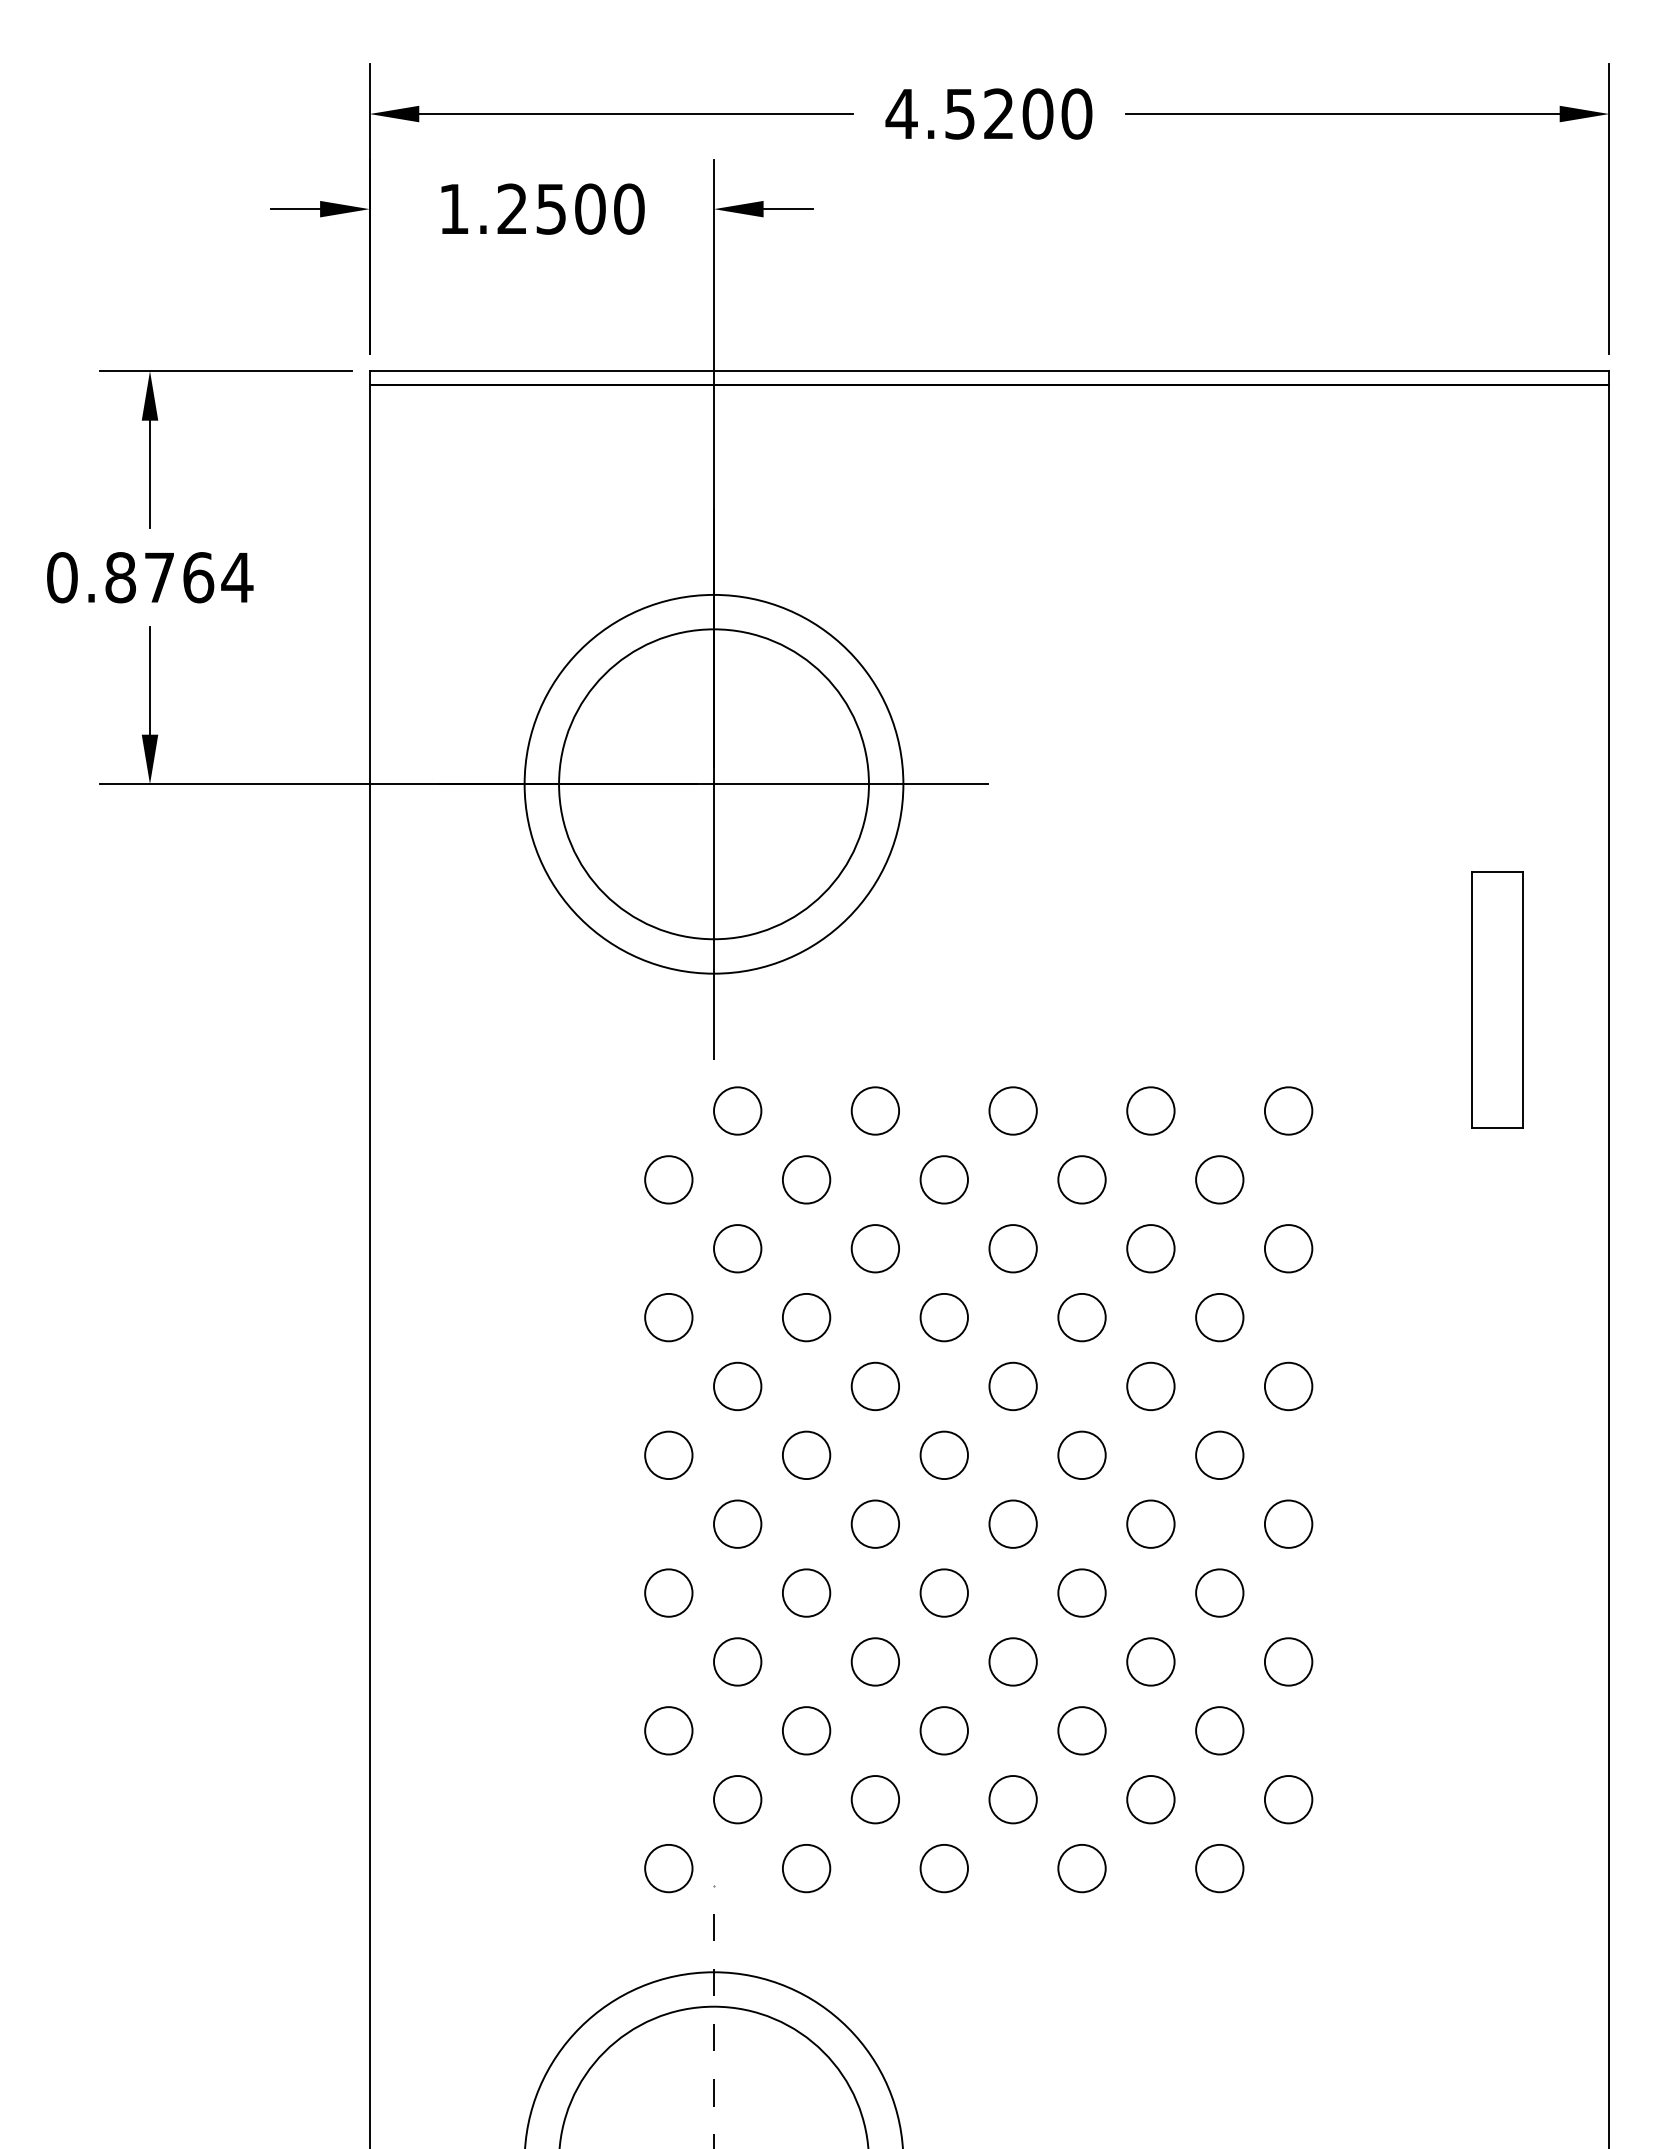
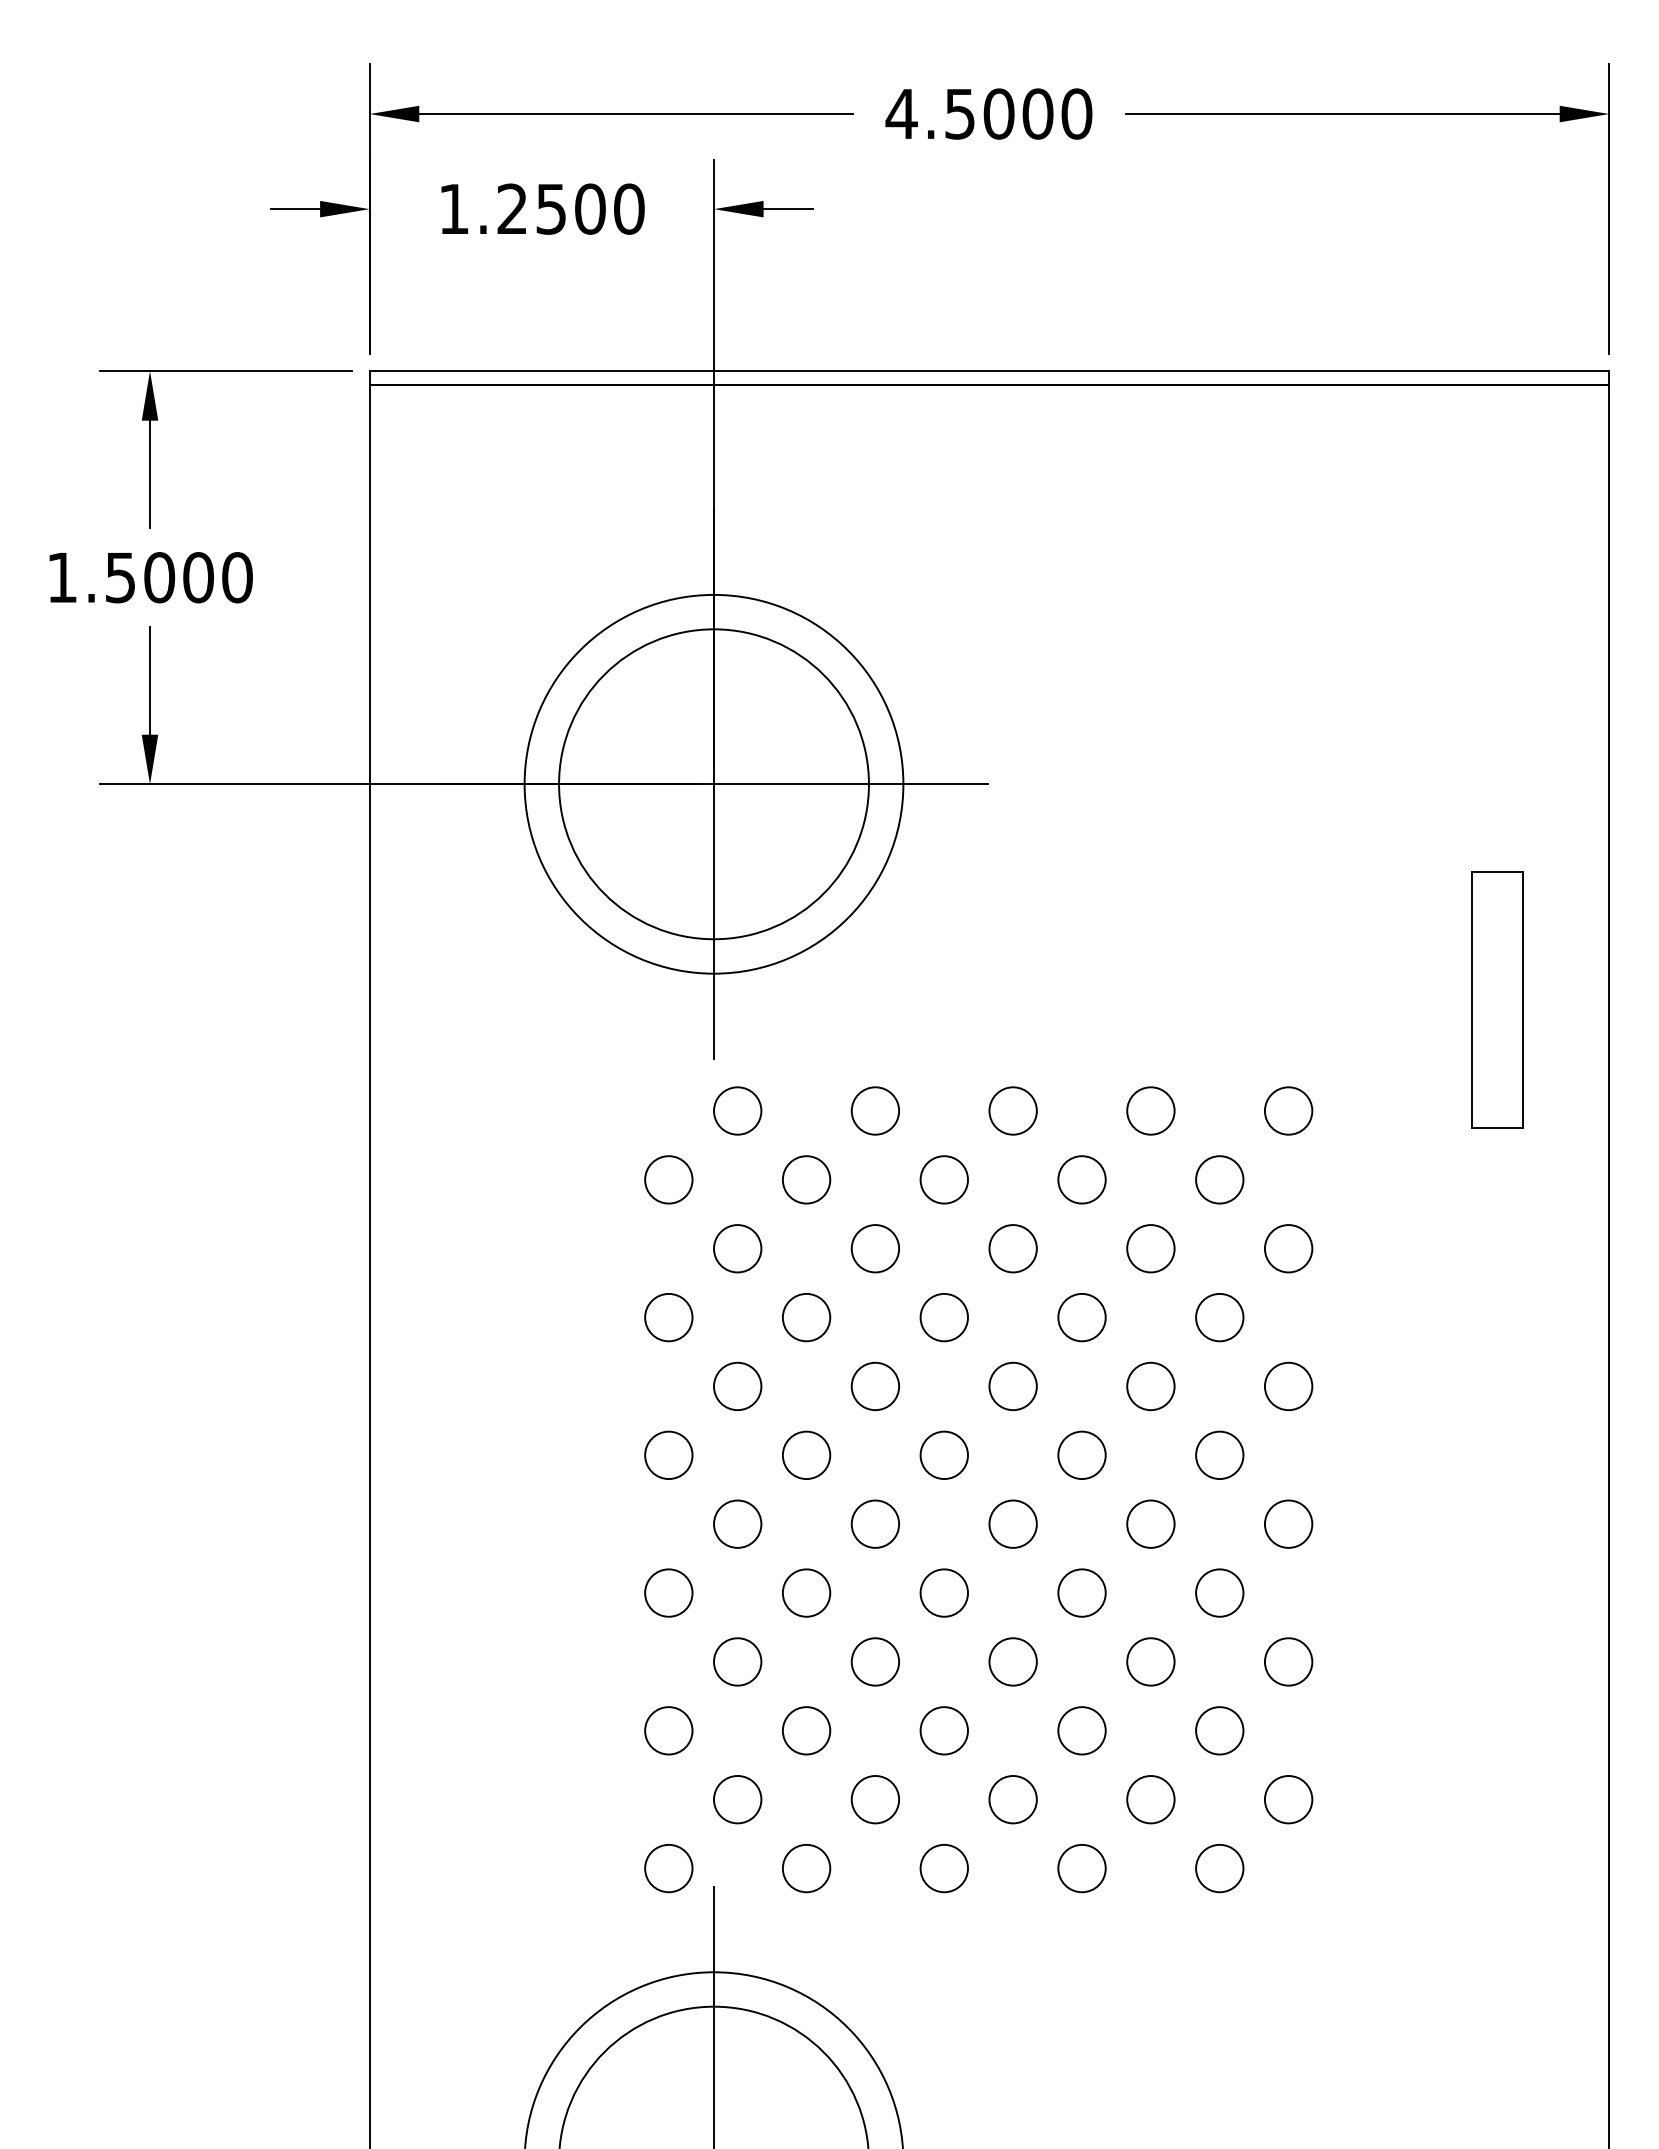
text: 4.5200 -> 4.5000 (998, 113)
text: 0.8764 -> 1.5000 (150, 577)
line: dashed -> solid (714, 2017)
